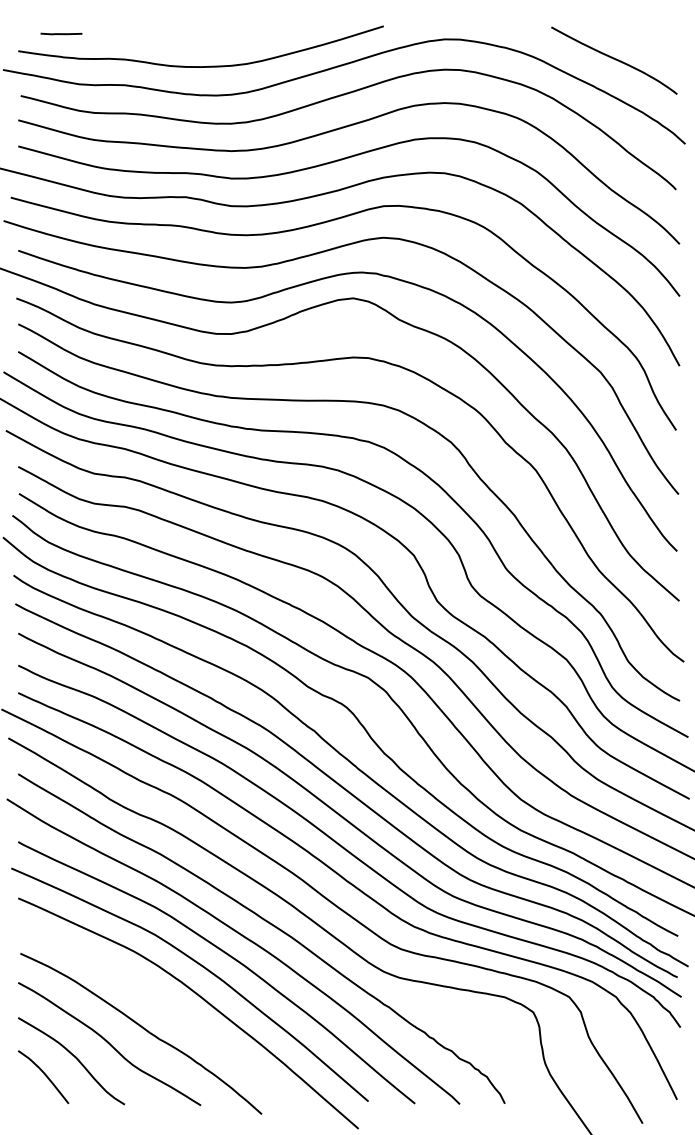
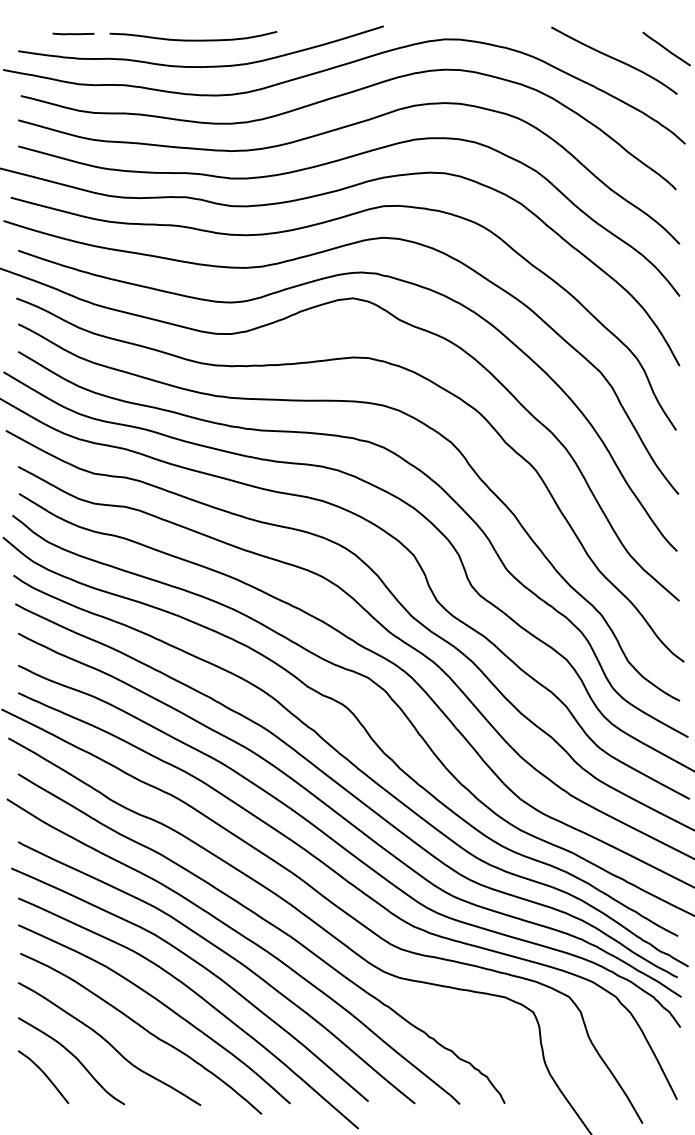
line position: (61, 33) -> (73, 33) (73, 33)
curve: none -> present (193, 39)
line: none -> present (666, 48)
curve: none -> present (160, 1003)
